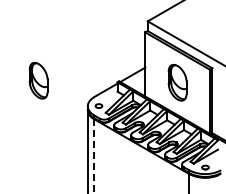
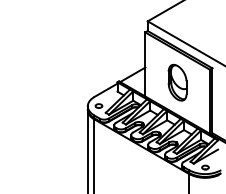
part: present -> none (38, 80)
line: dashed -> solid (94, 156)
